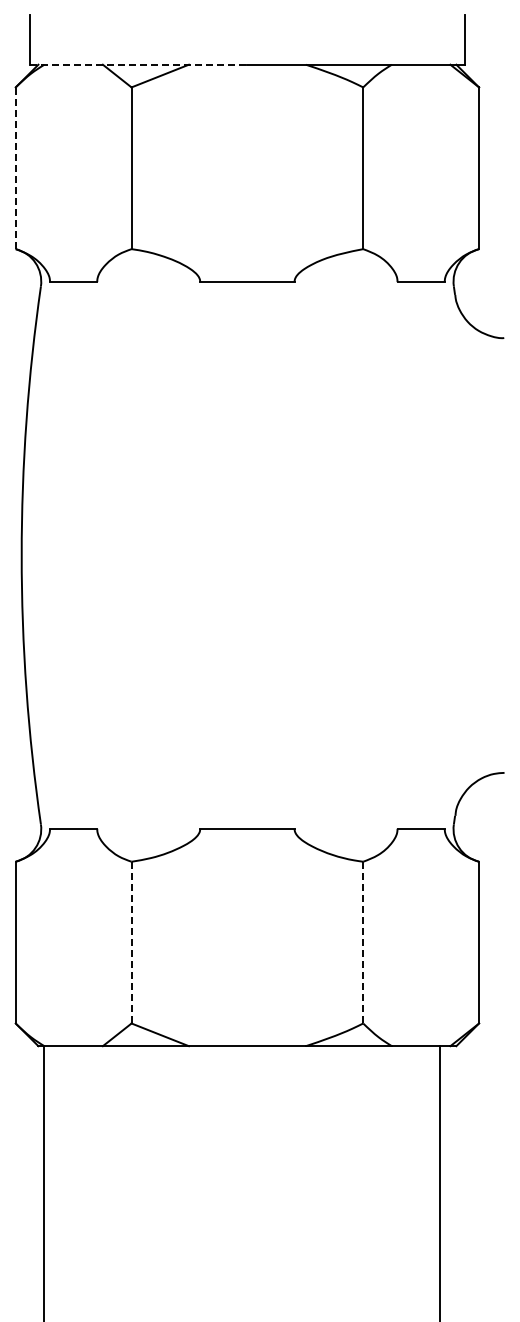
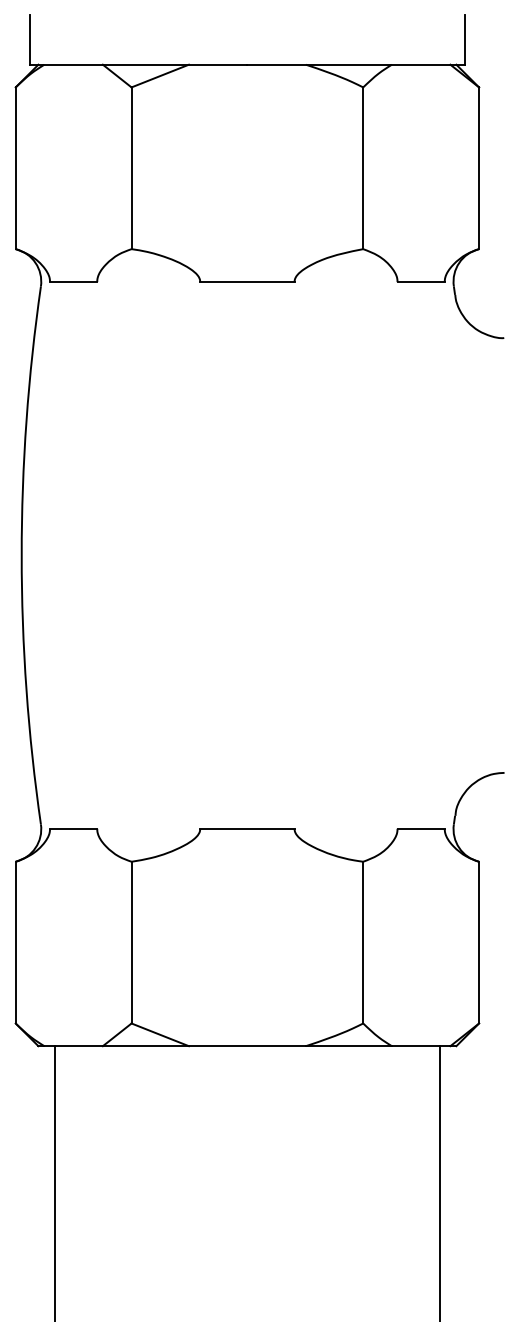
line: dashed -> solid (138, 64)
line: dashed -> solid (15, 168)
line: dashed -> solid (131, 942)
line: dashed -> solid (363, 942)
line position: (44, 1182) -> (55, 1182) (55, 1182)
